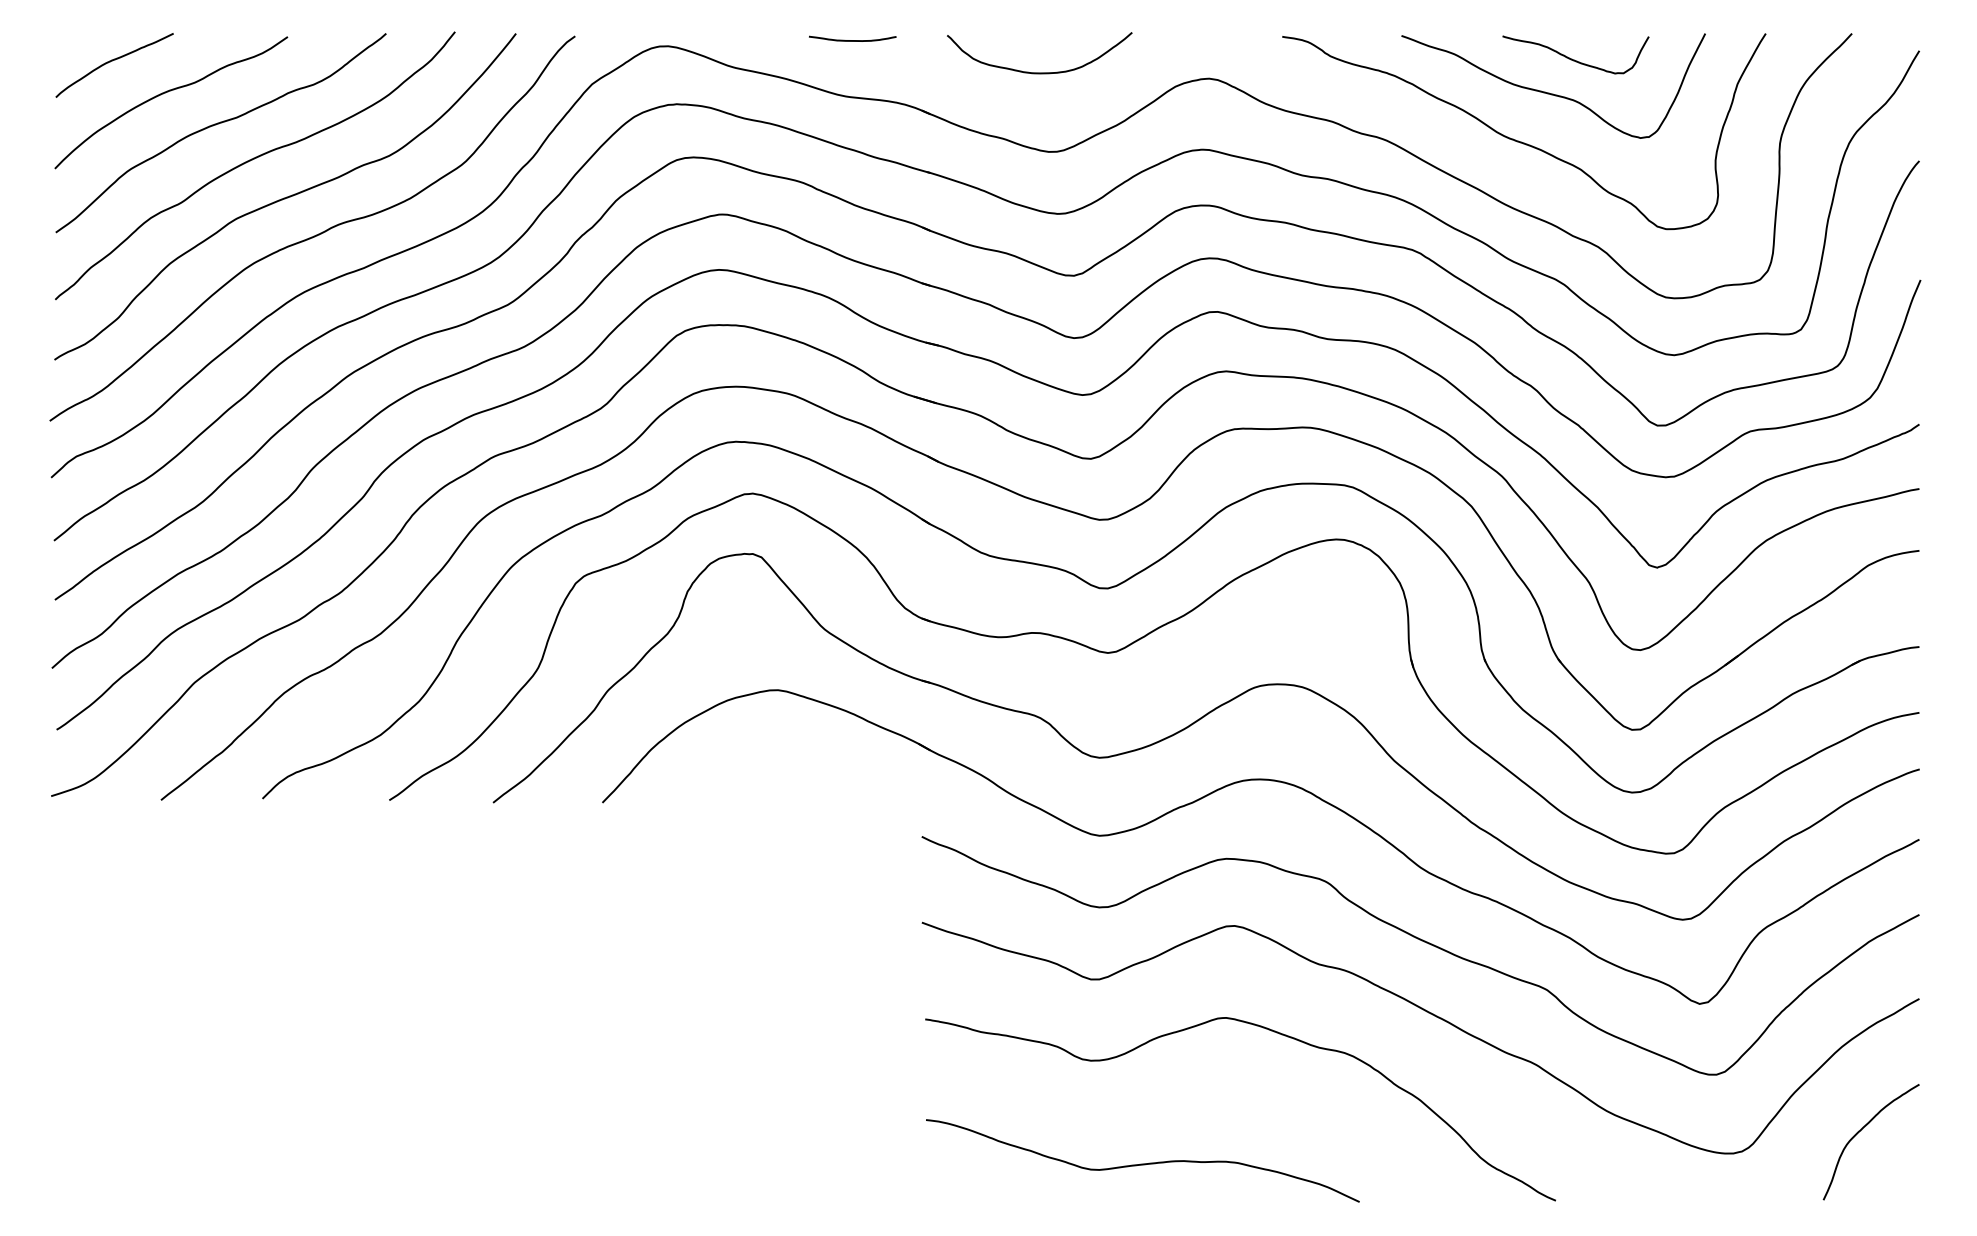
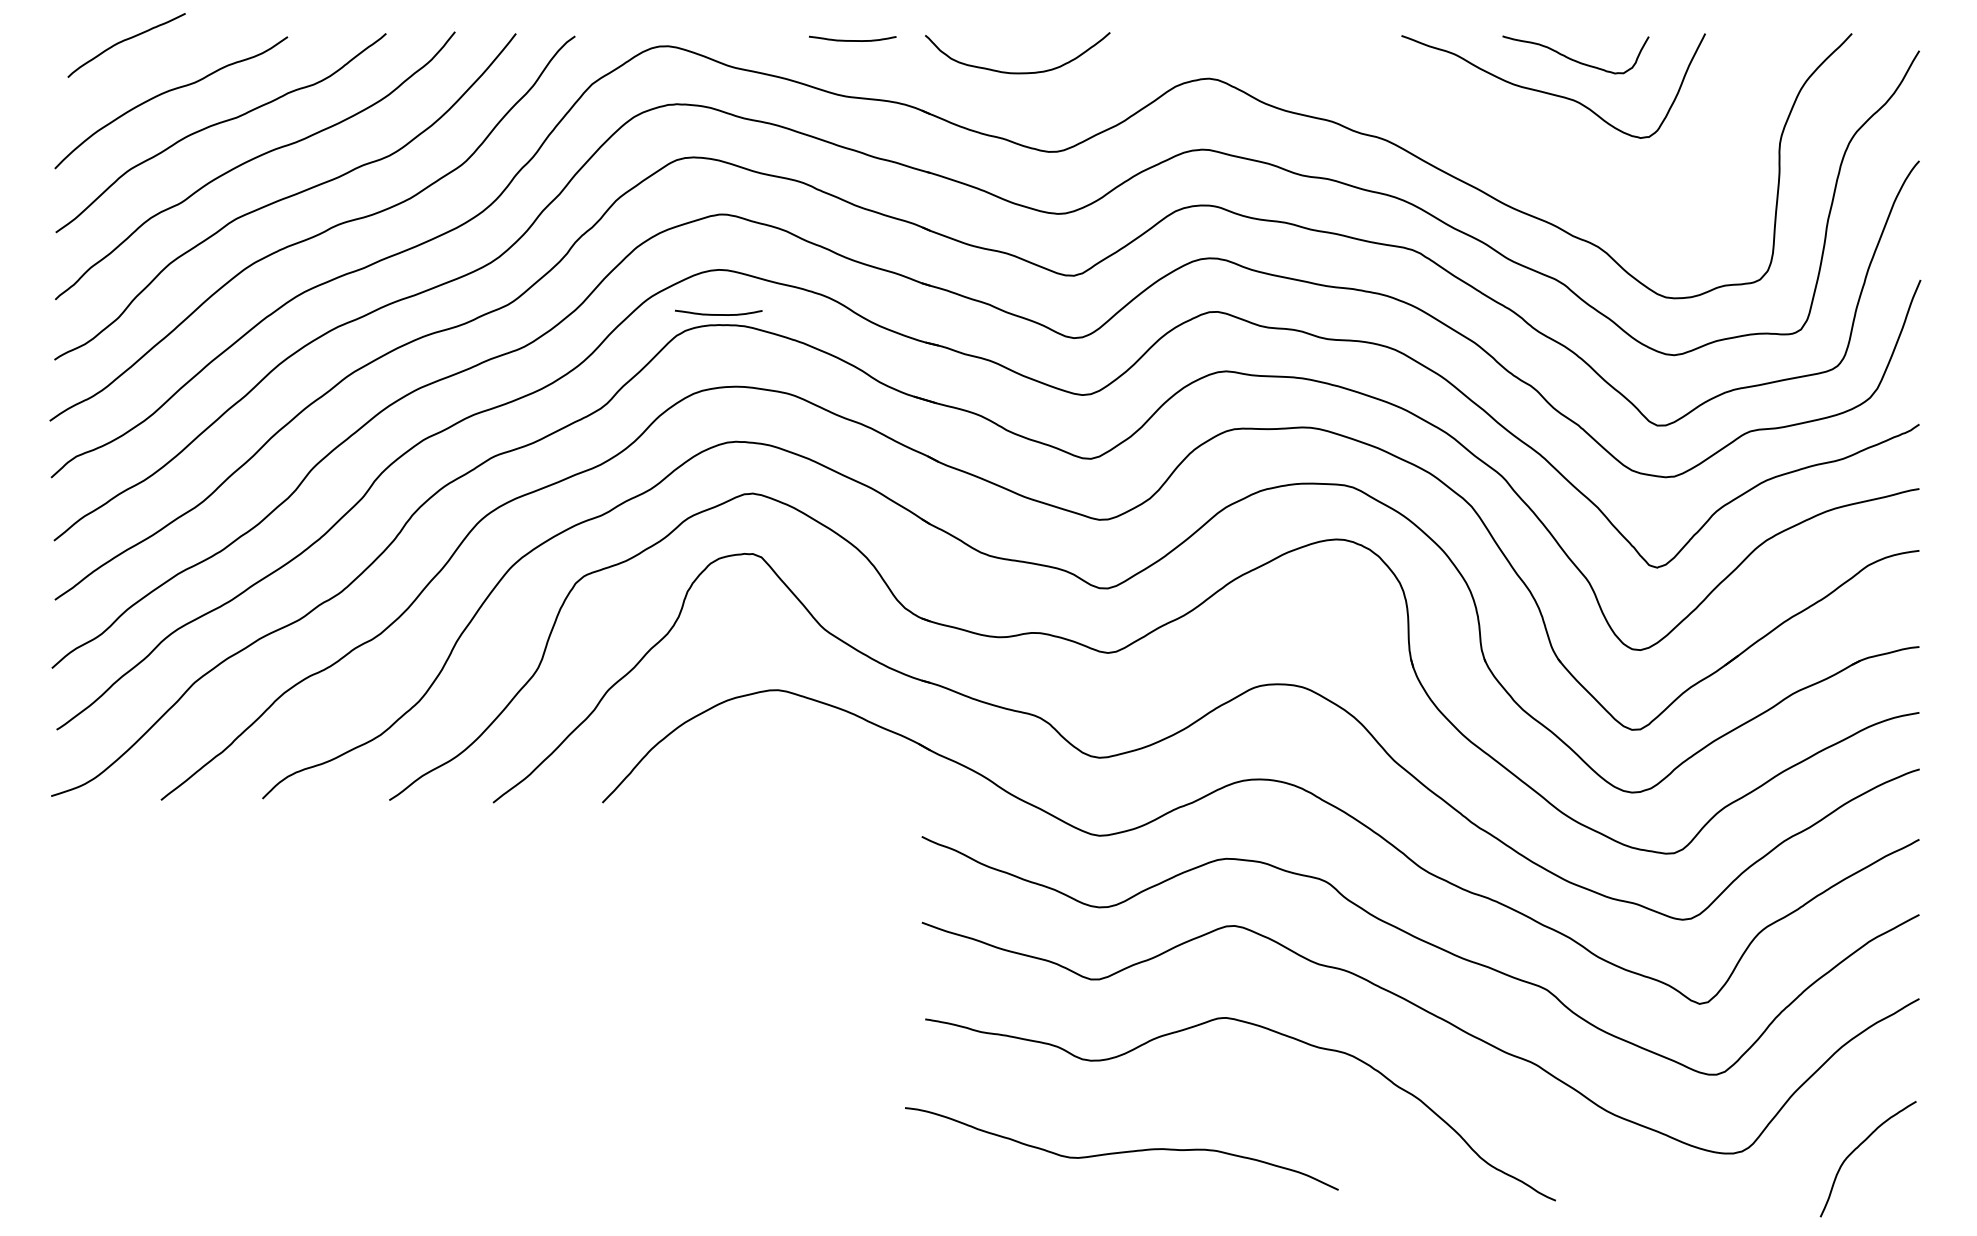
curve position: (112, 61) -> (124, 41) (124, 41)
curve position: (1039, 72) -> (1017, 72) (1017, 72)
curve: present -> none (1521, 141)
curve: none -> present (718, 314)
curve position: (1860, 1131) -> (1857, 1148) (1857, 1148)
curve position: (1142, 1163) -> (1121, 1151) (1121, 1151)
